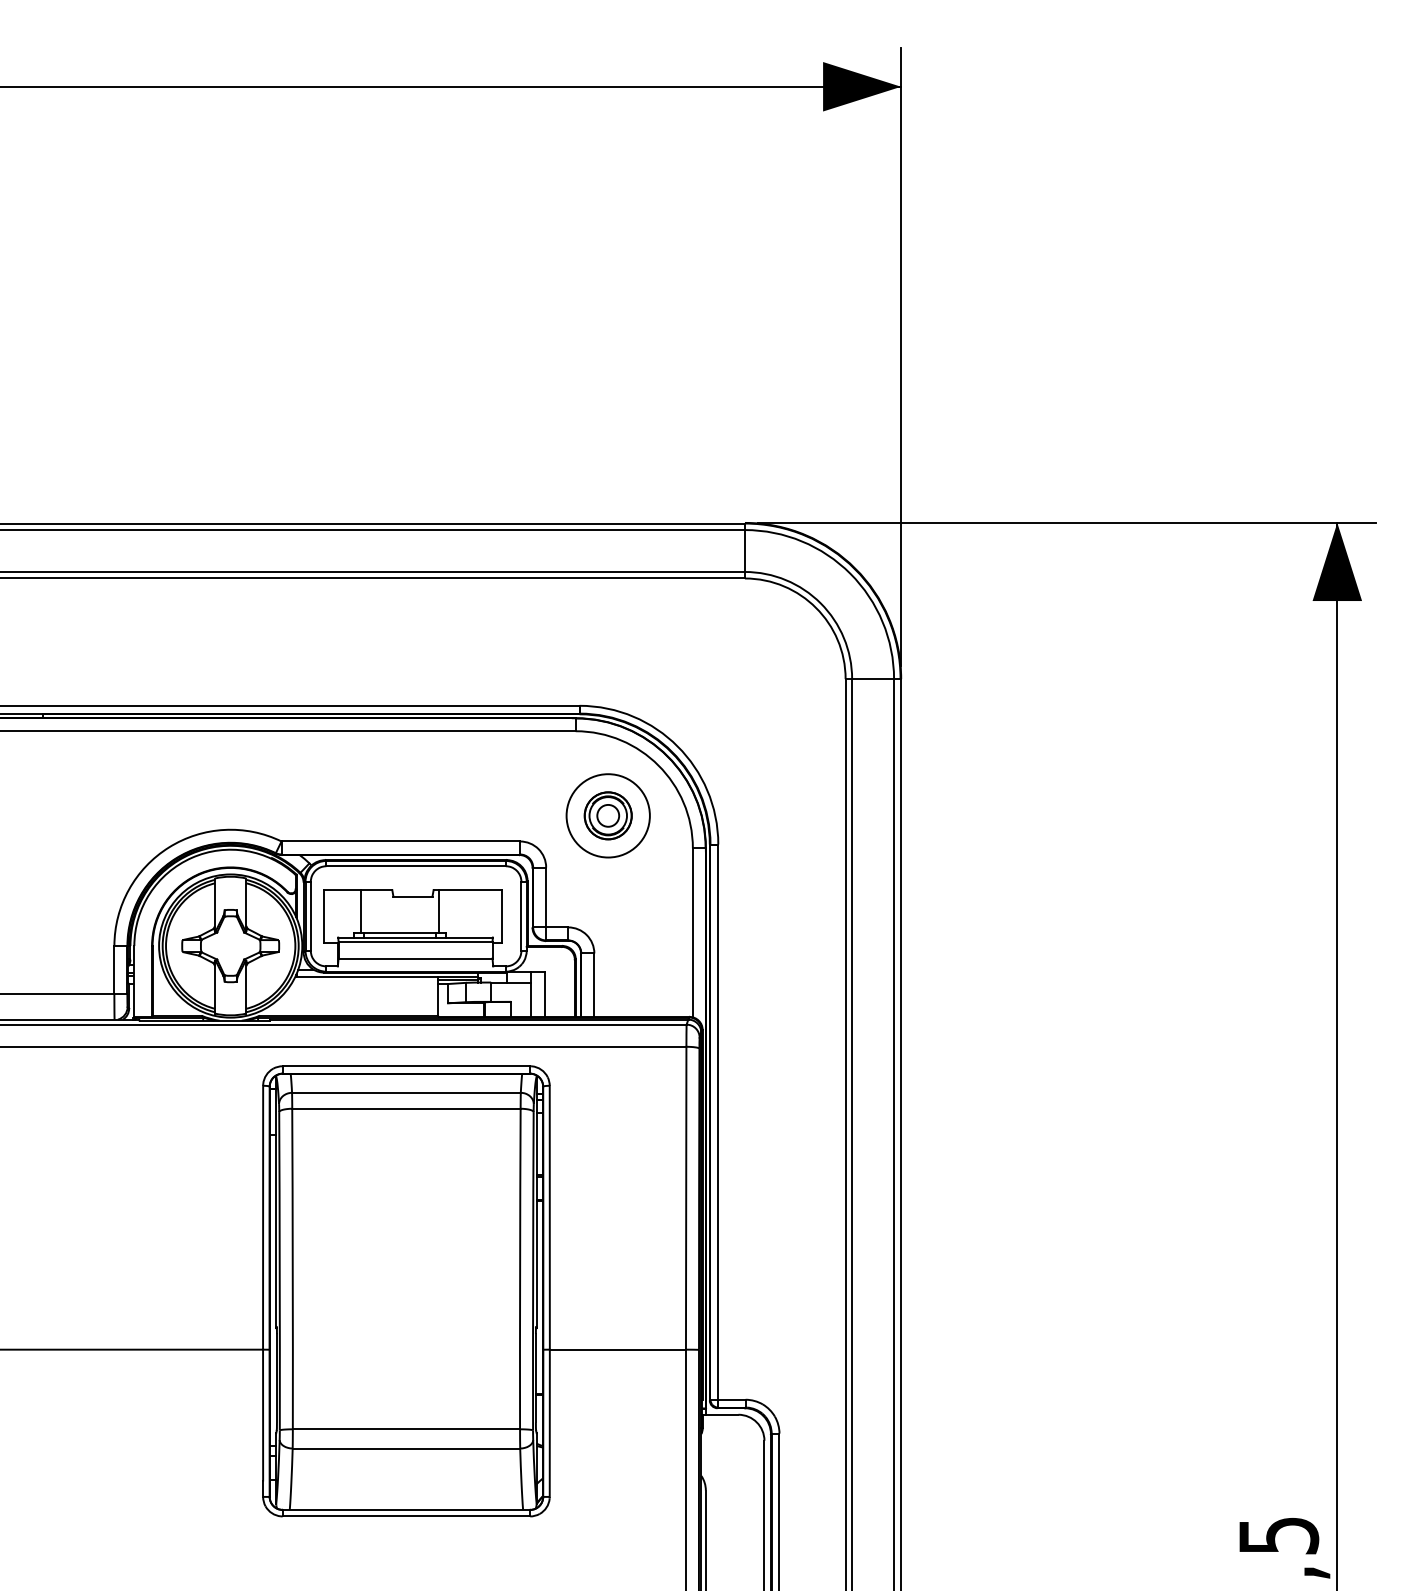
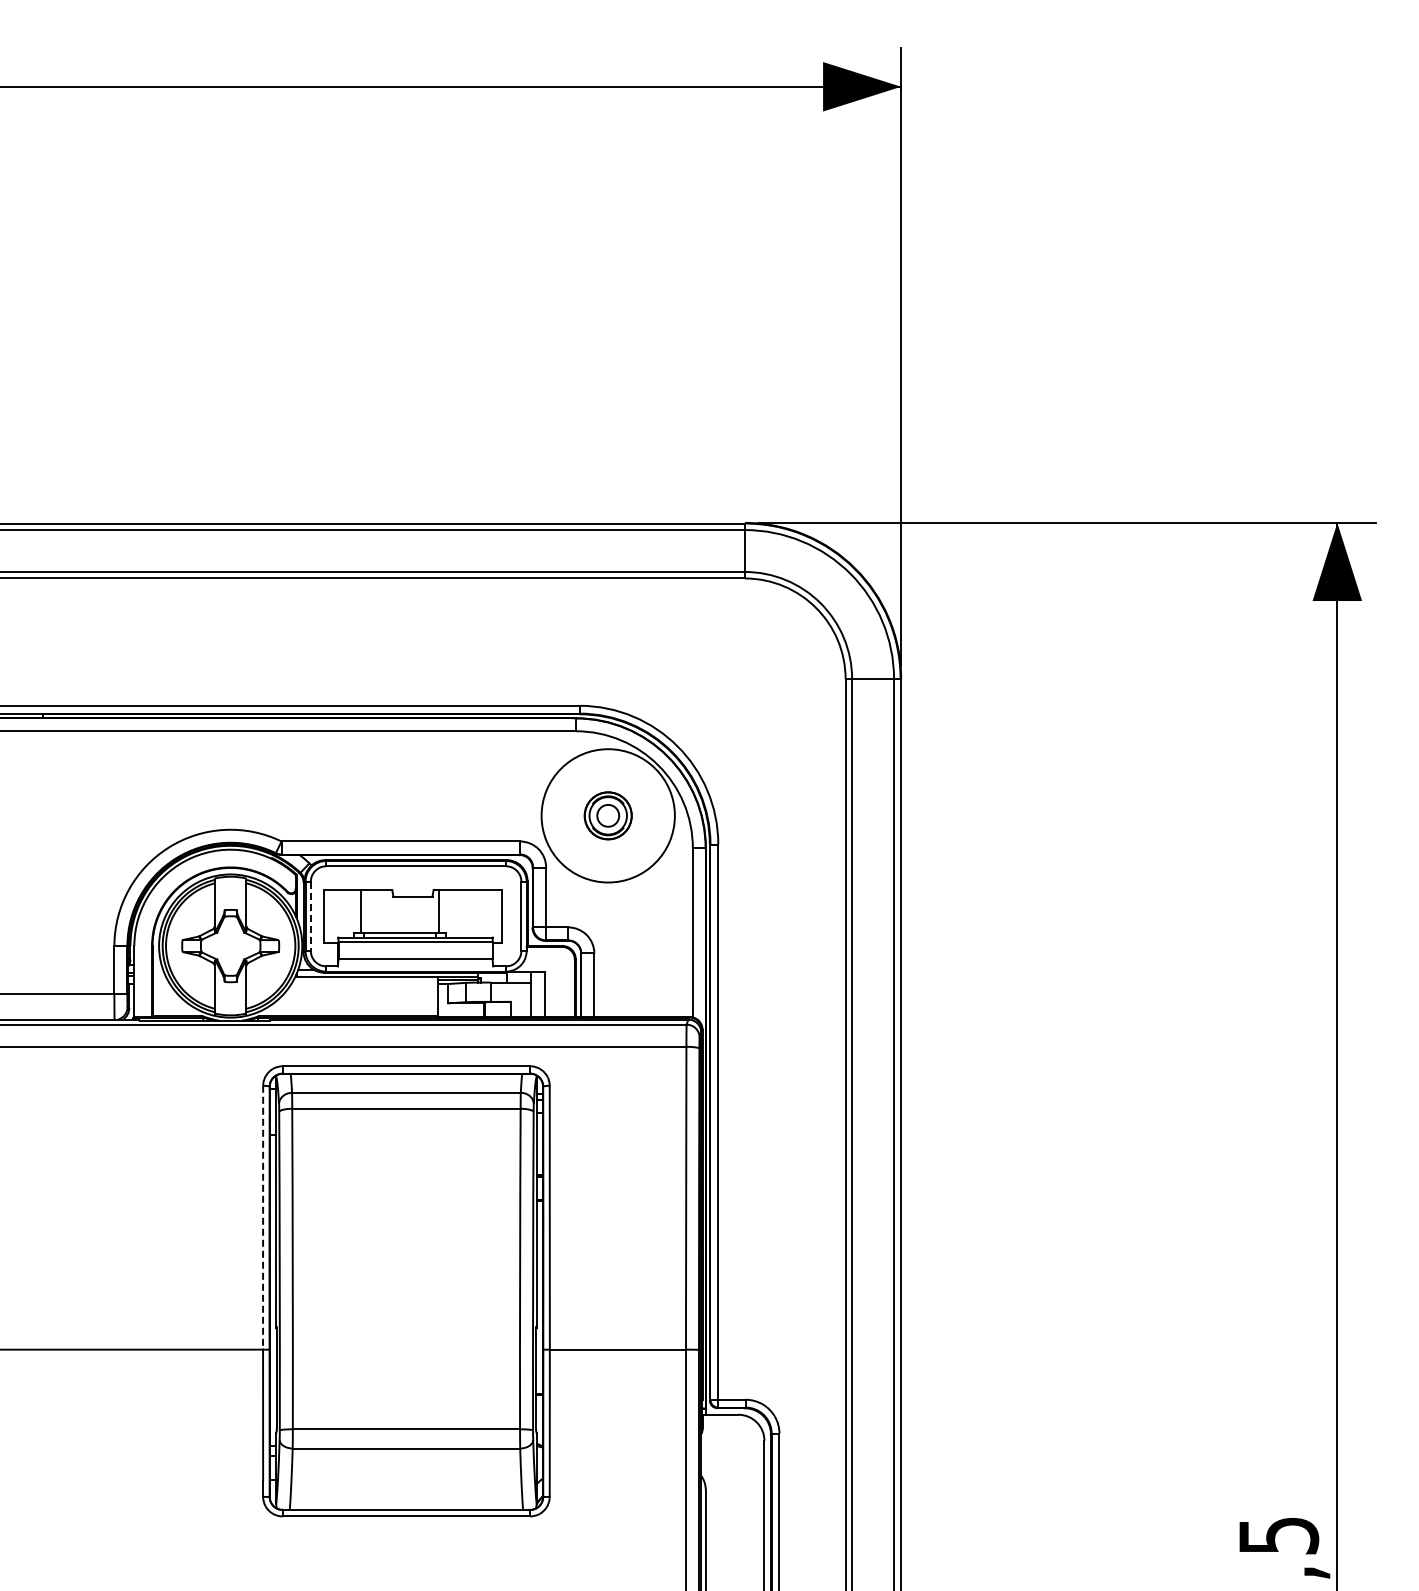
circle diameter: 83 px -> 133 px (607, 815)
line: solid -> dashed (310, 916)
line: solid -> dashed (263, 1217)
